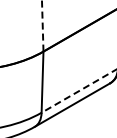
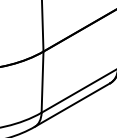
line: dashed -> solid (42, 25)
line: dashed -> solid (78, 91)
